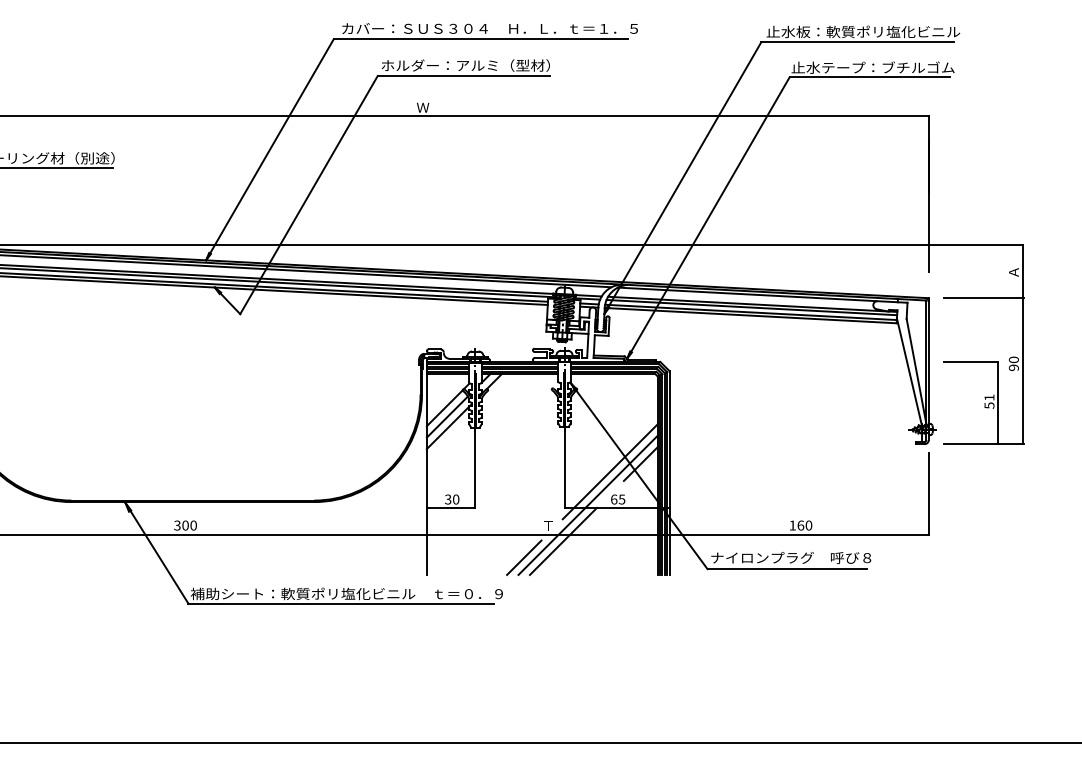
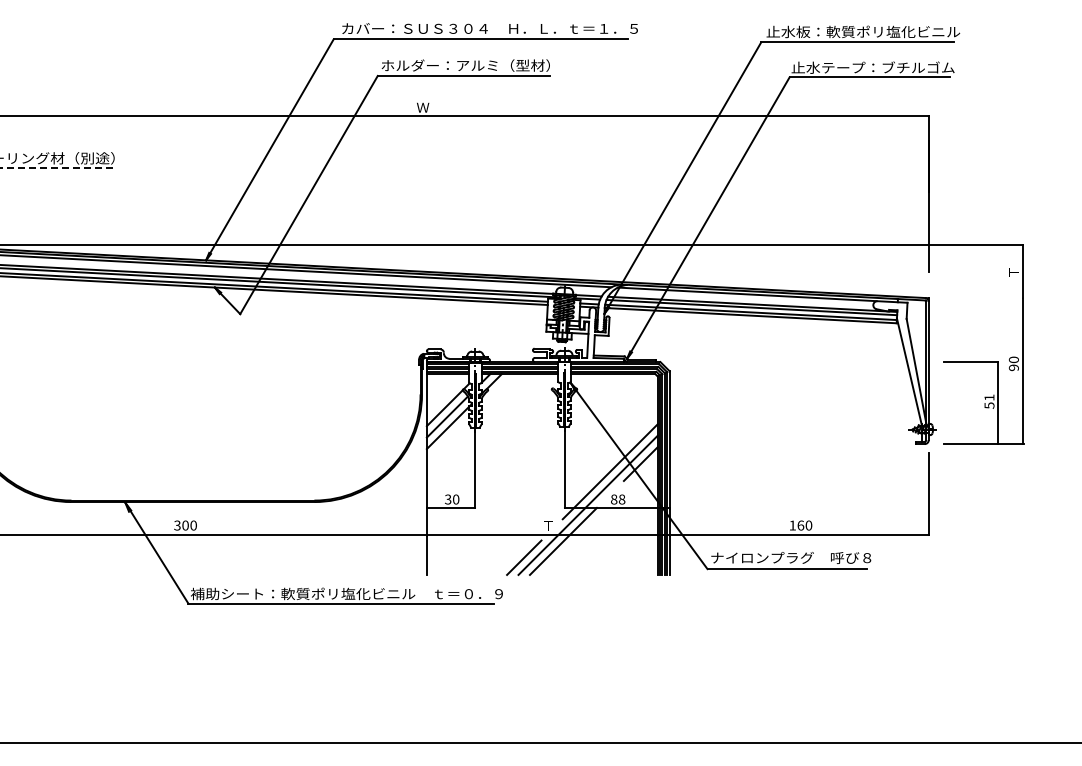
line: solid -> dashed (56, 168)
text: Ａ -> Ｔ (1013, 272)
line: present -> none (983, 298)
text: 65 -> 88 (618, 499)
